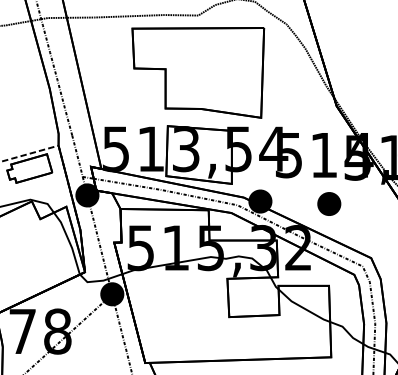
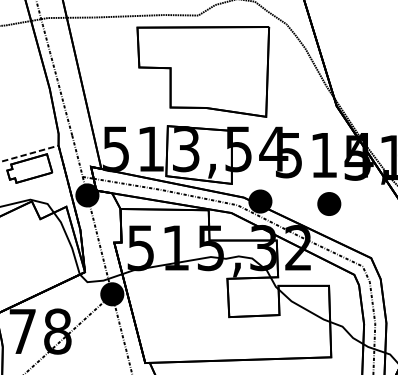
part position: (198, 72) -> (203, 71) (203, 71)
